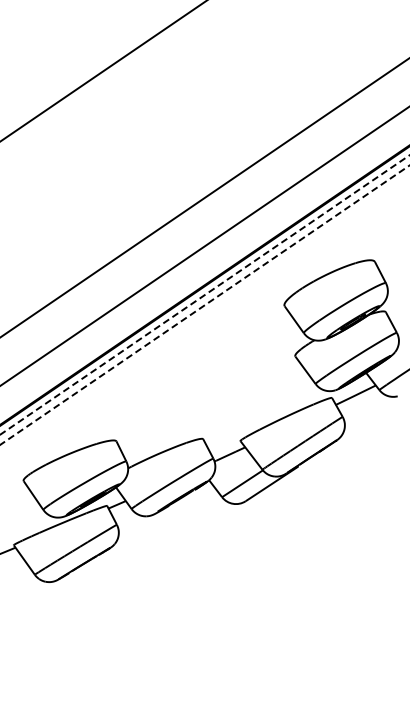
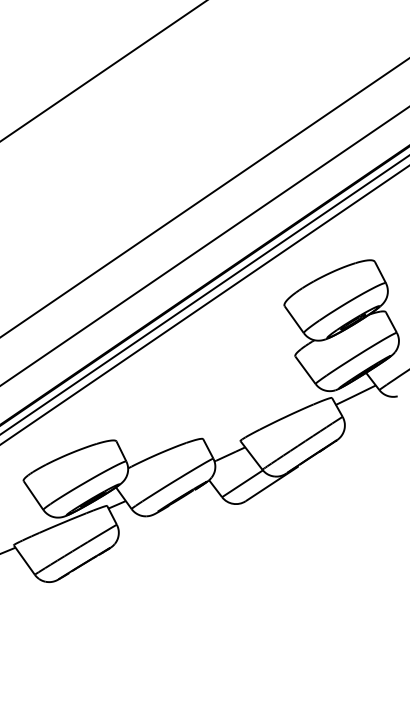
line: dashed -> solid (205, 294)
line: dashed -> solid (204, 305)
